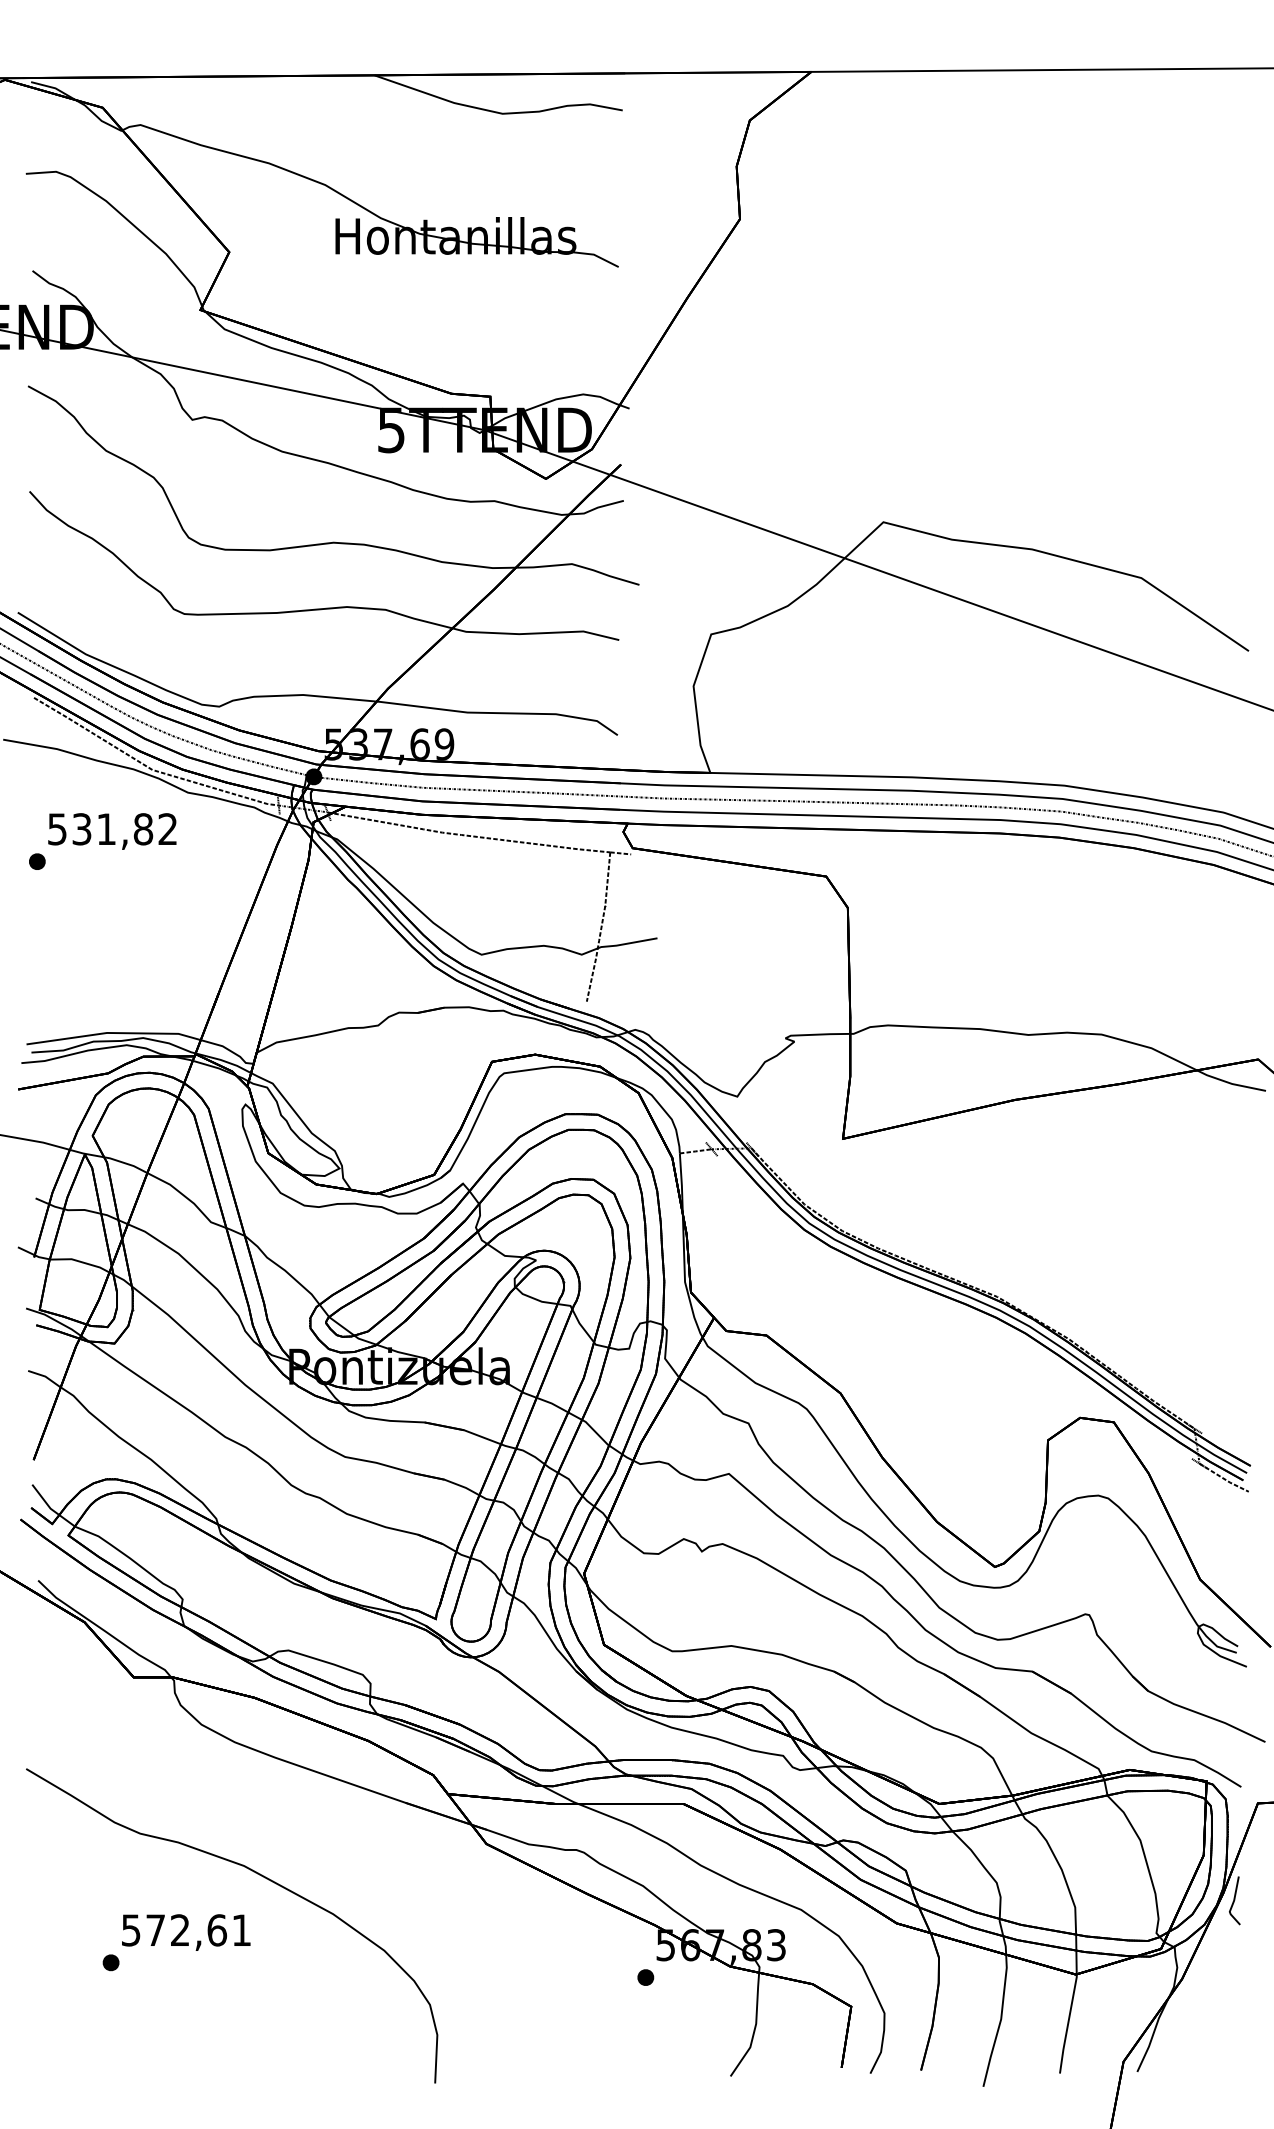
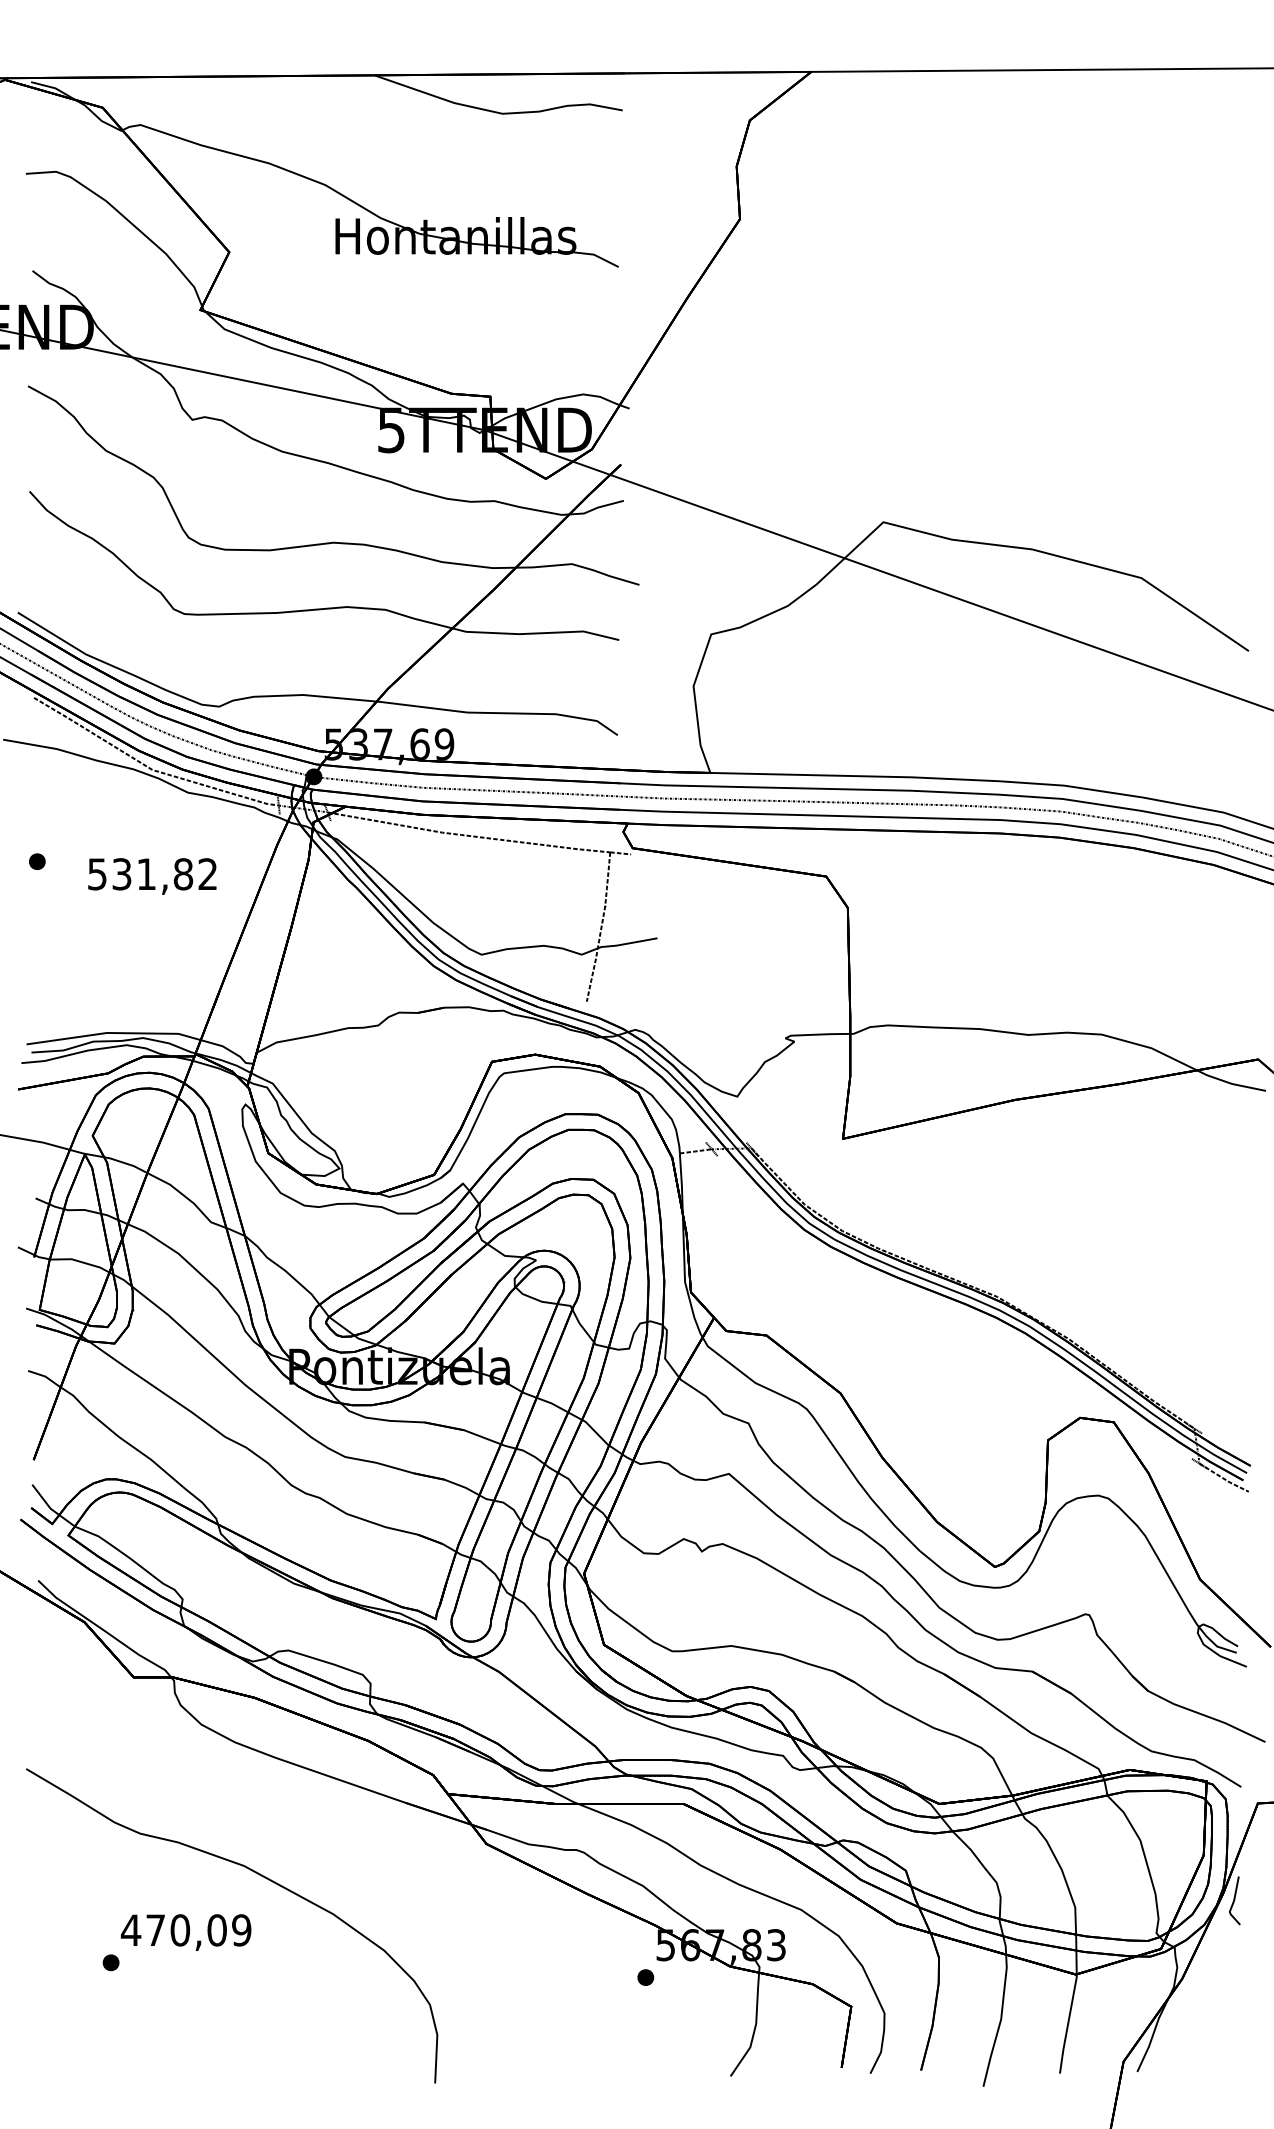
text position: (112, 831) -> (152, 876) (152, 876)
text: 572,61 -> 470,09 (185, 1930)
